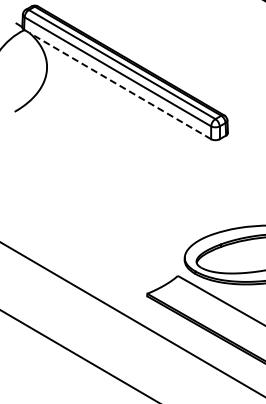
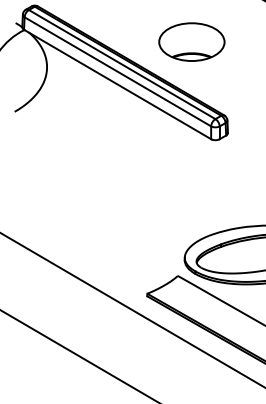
part: none -> present (191, 41)
line: dashed -> solid (119, 85)
line position: (132, 319) -> (132, 310) (132, 310)
